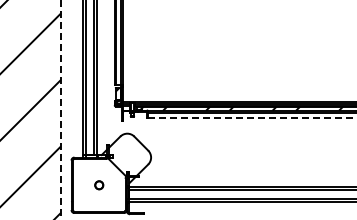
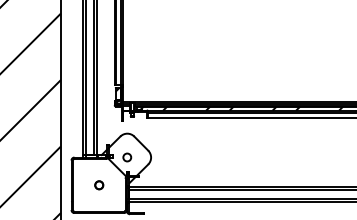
line: dashed -> solid (60, 109)
line: dashed -> solid (252, 118)
circle: none -> present (127, 157)
